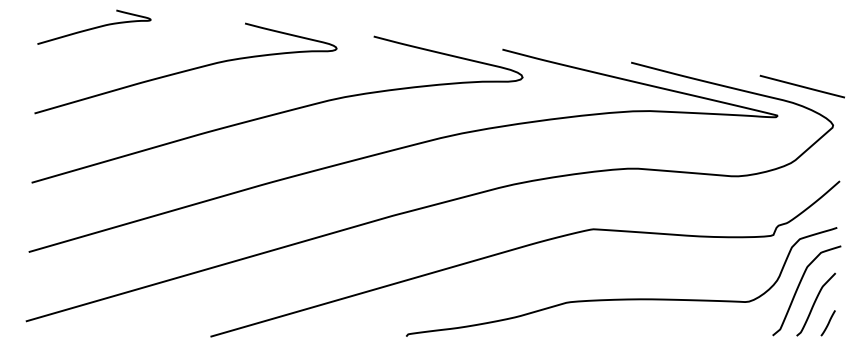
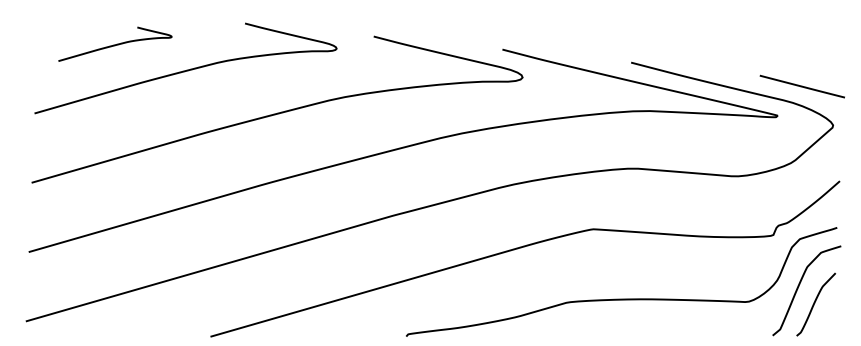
curve position: (94, 27) -> (115, 44) (115, 44)
line: present -> none (827, 323)
